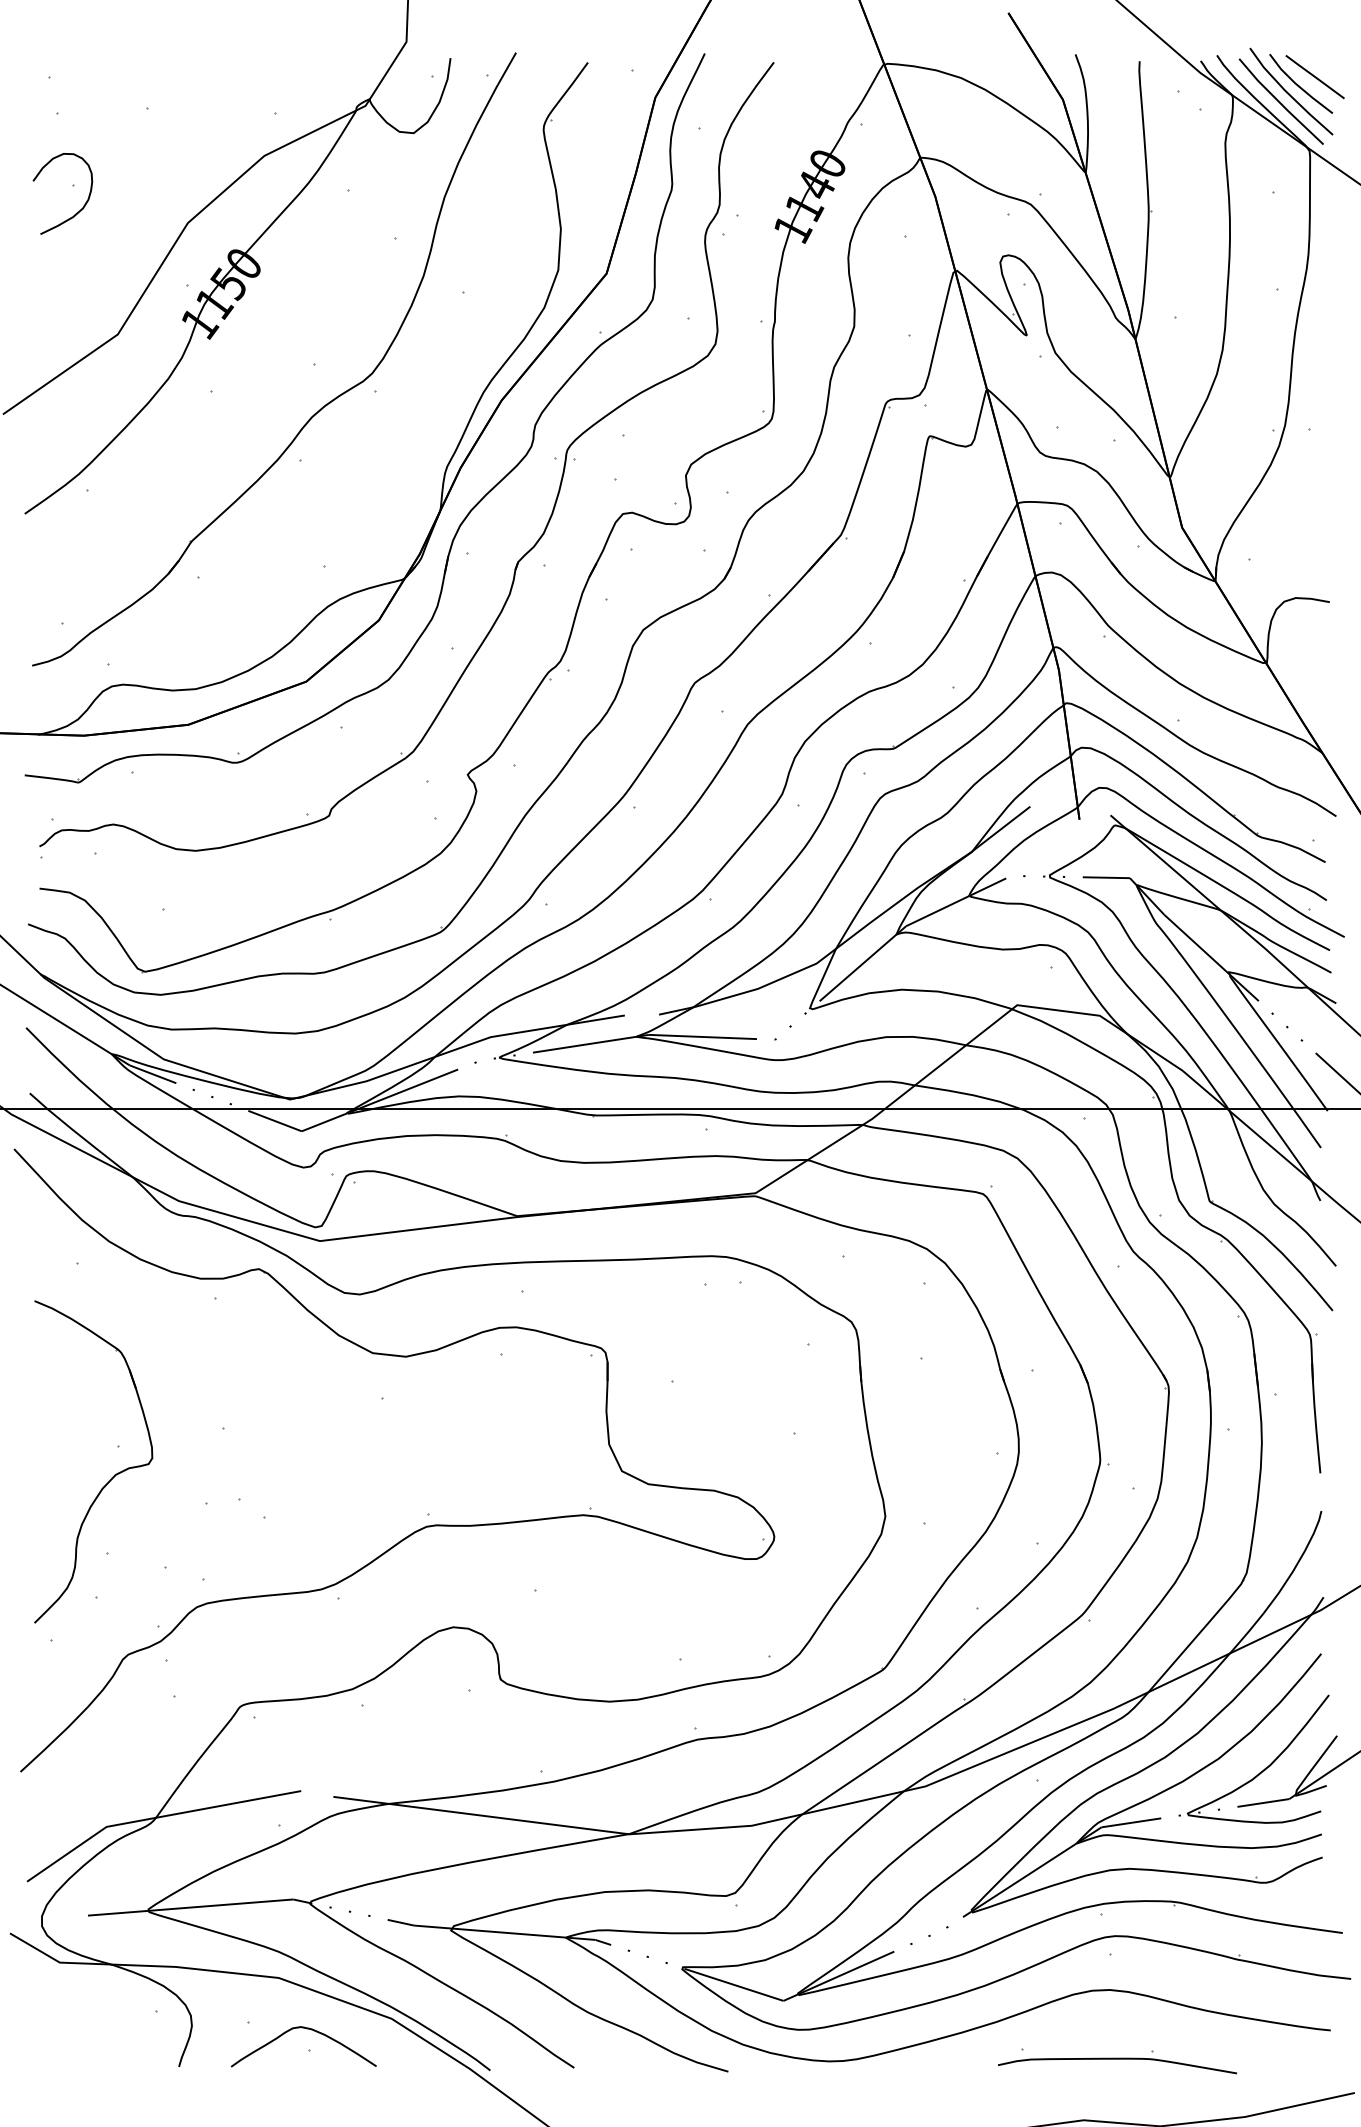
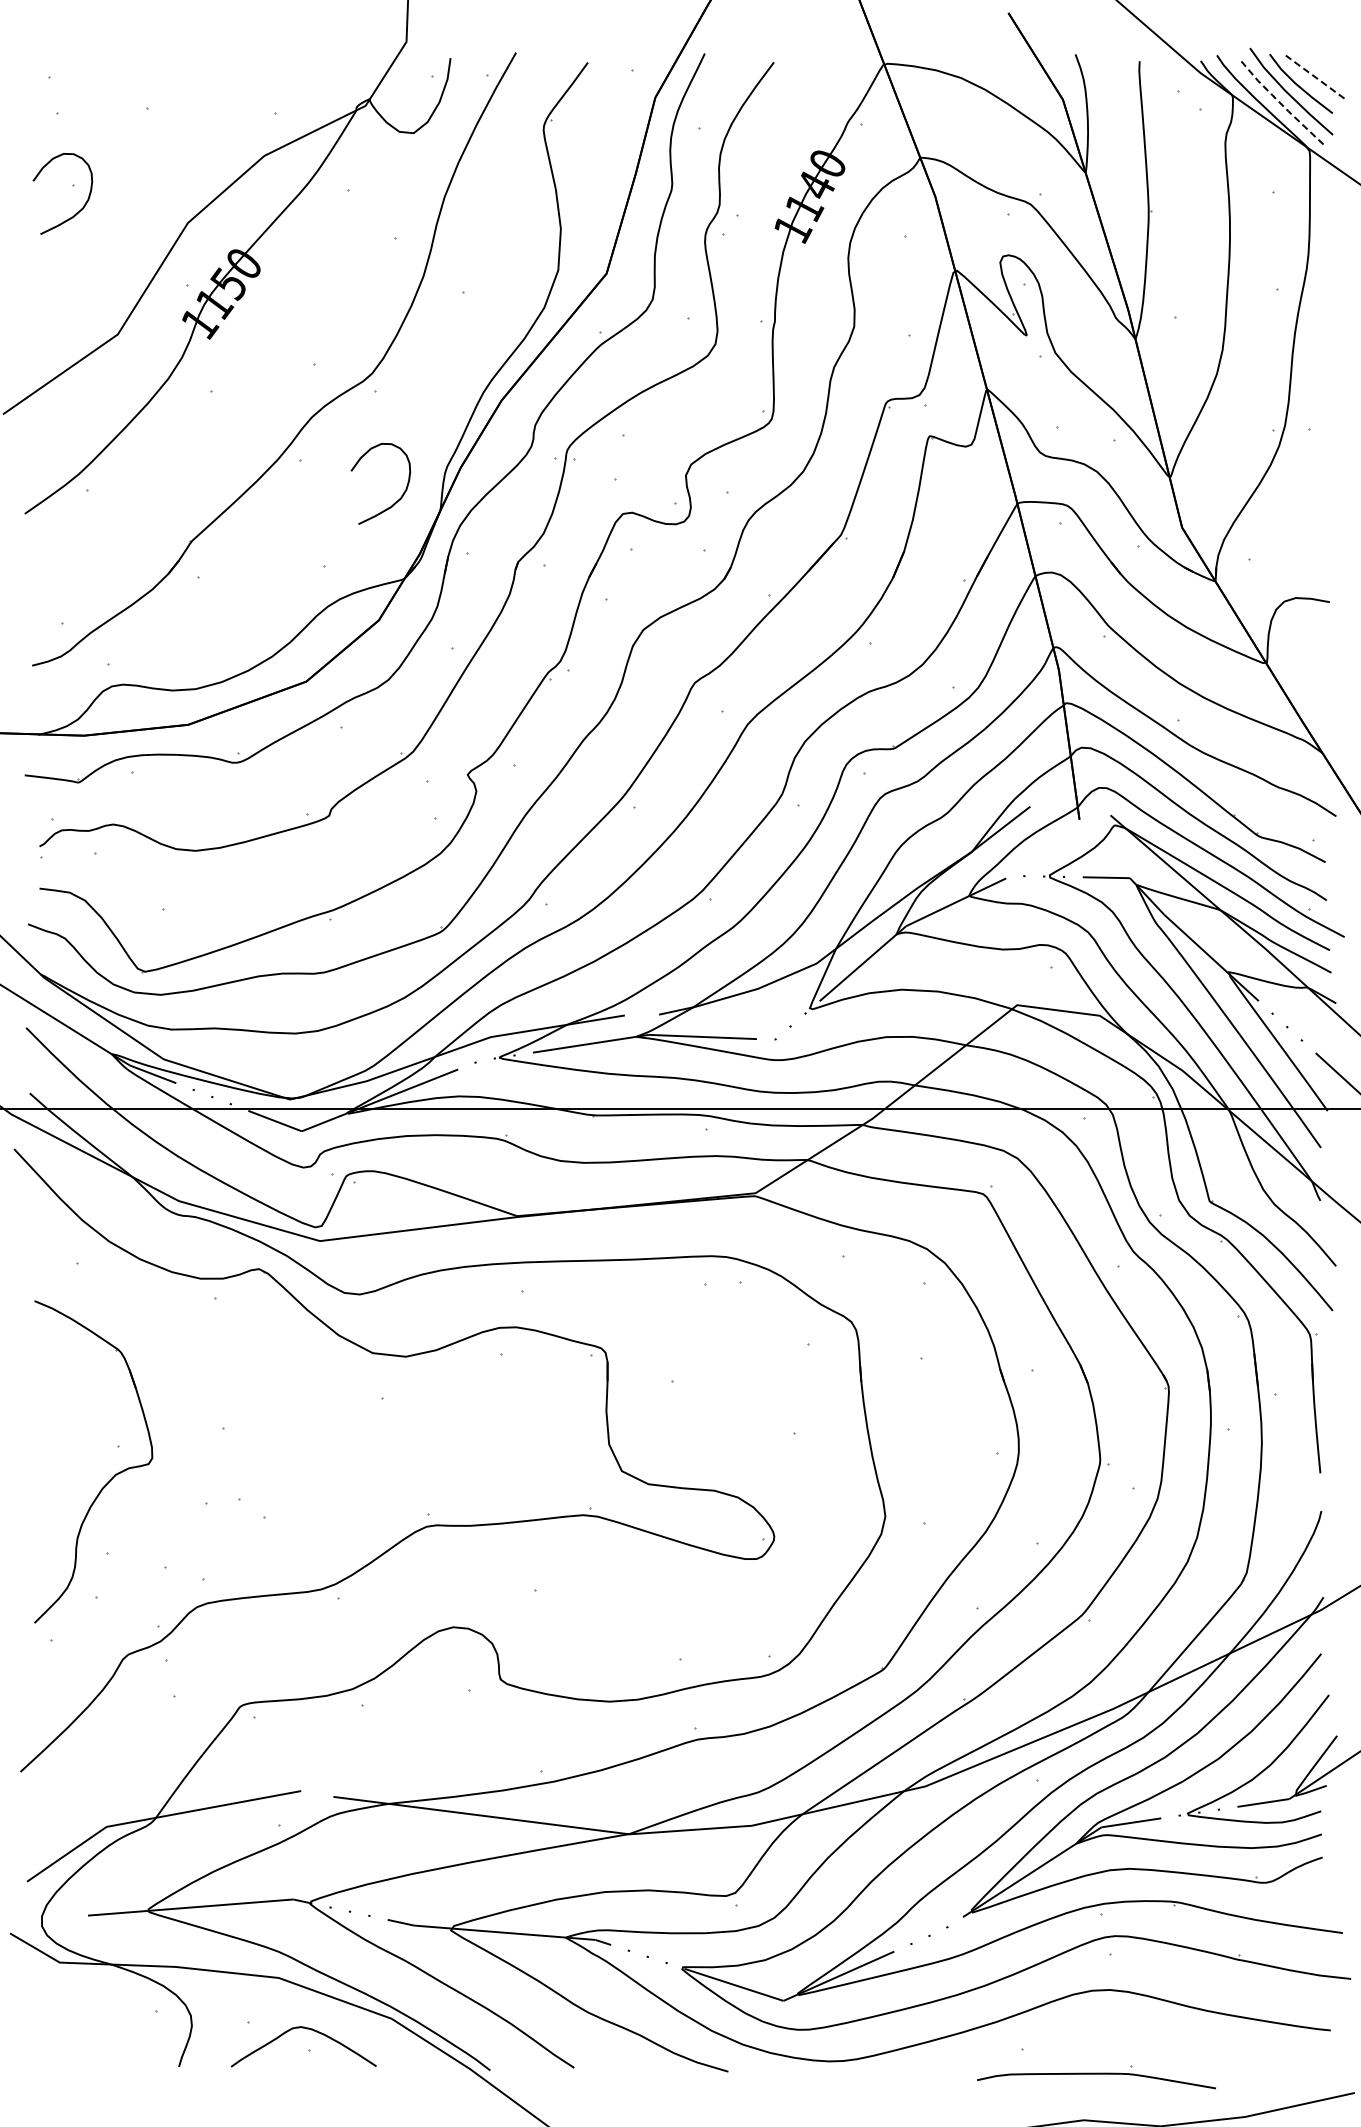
line: solid -> dashed (1315, 76)
line: solid -> dashed (1280, 102)
curve: none -> present (394, 502)
part position: (1117, 2062) -> (1096, 2077) (1096, 2077)
